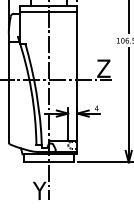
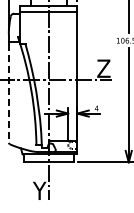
line: solid -> dashed (8, 93)
